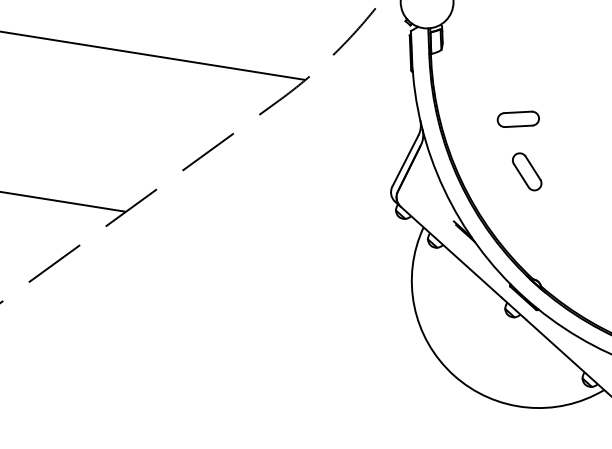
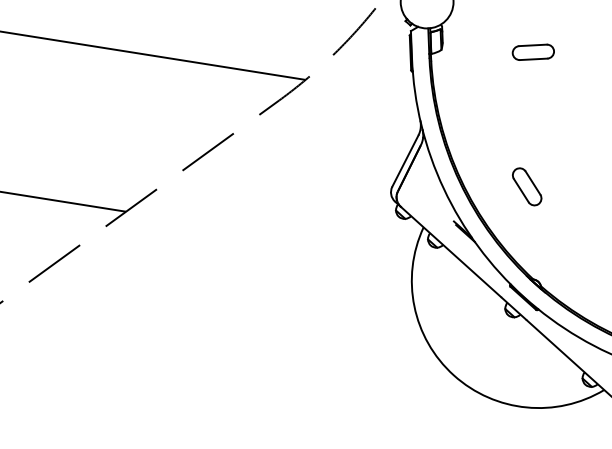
part position: (517, 118) -> (532, 51) (532, 51)
part position: (527, 171) -> (527, 186) (527, 186)
